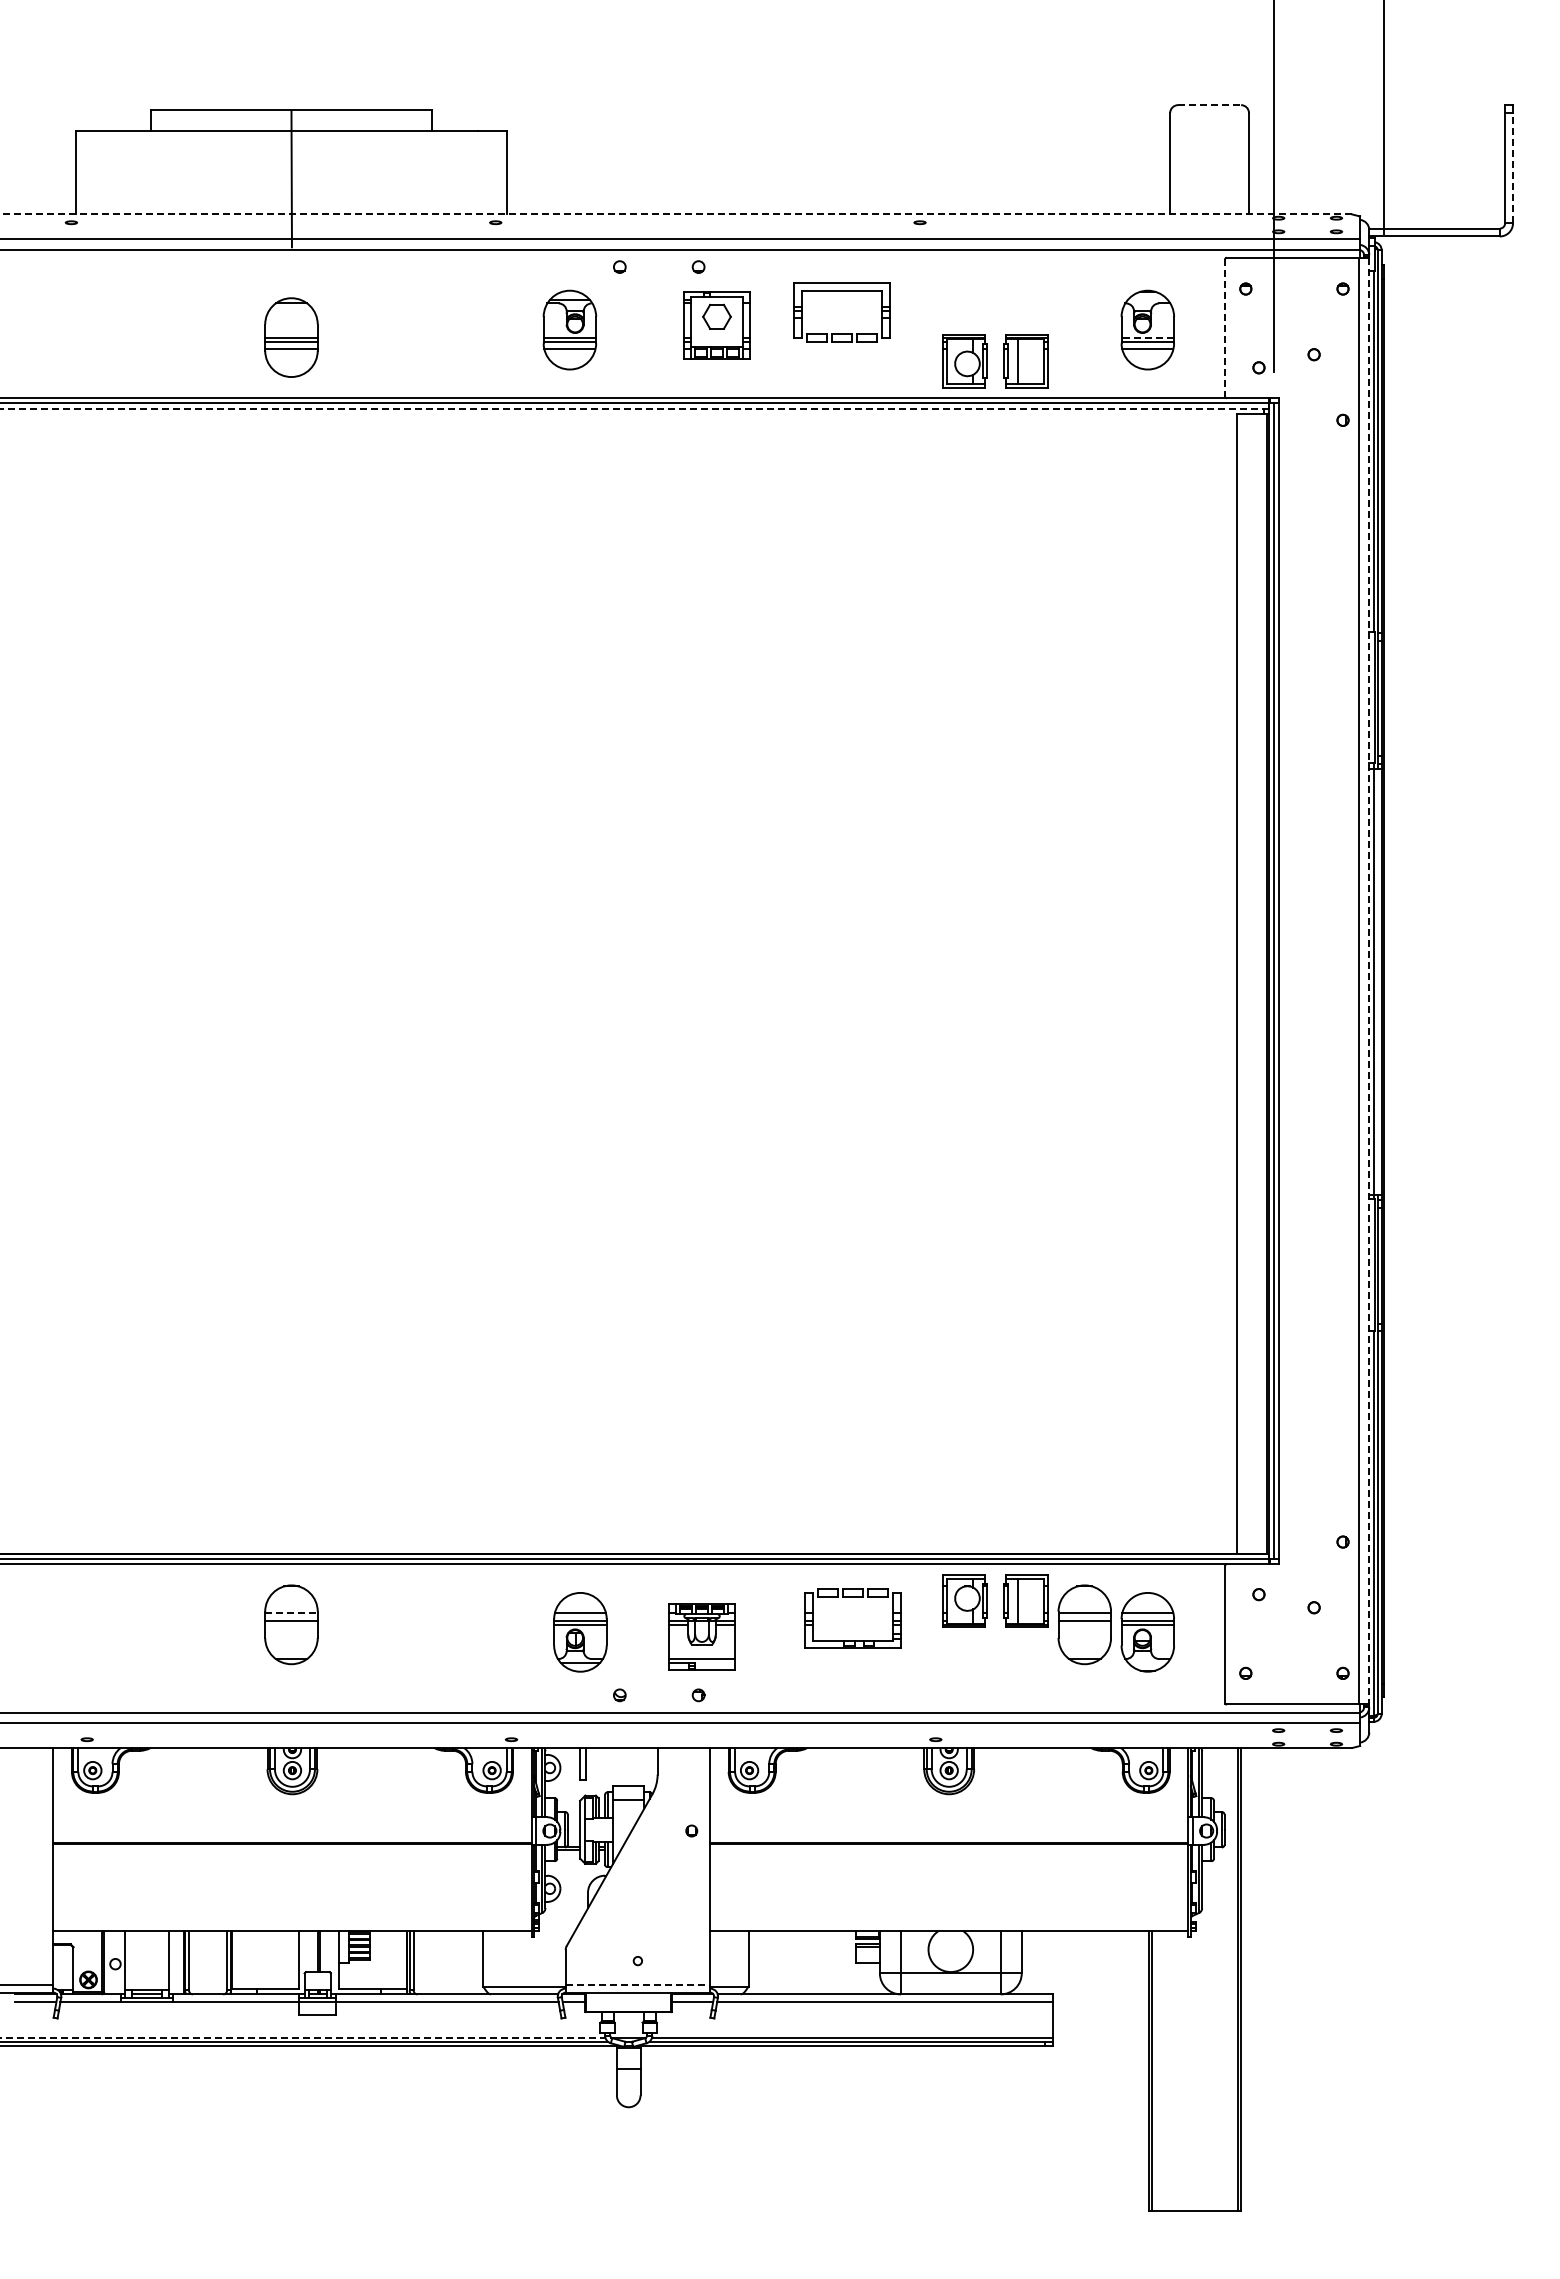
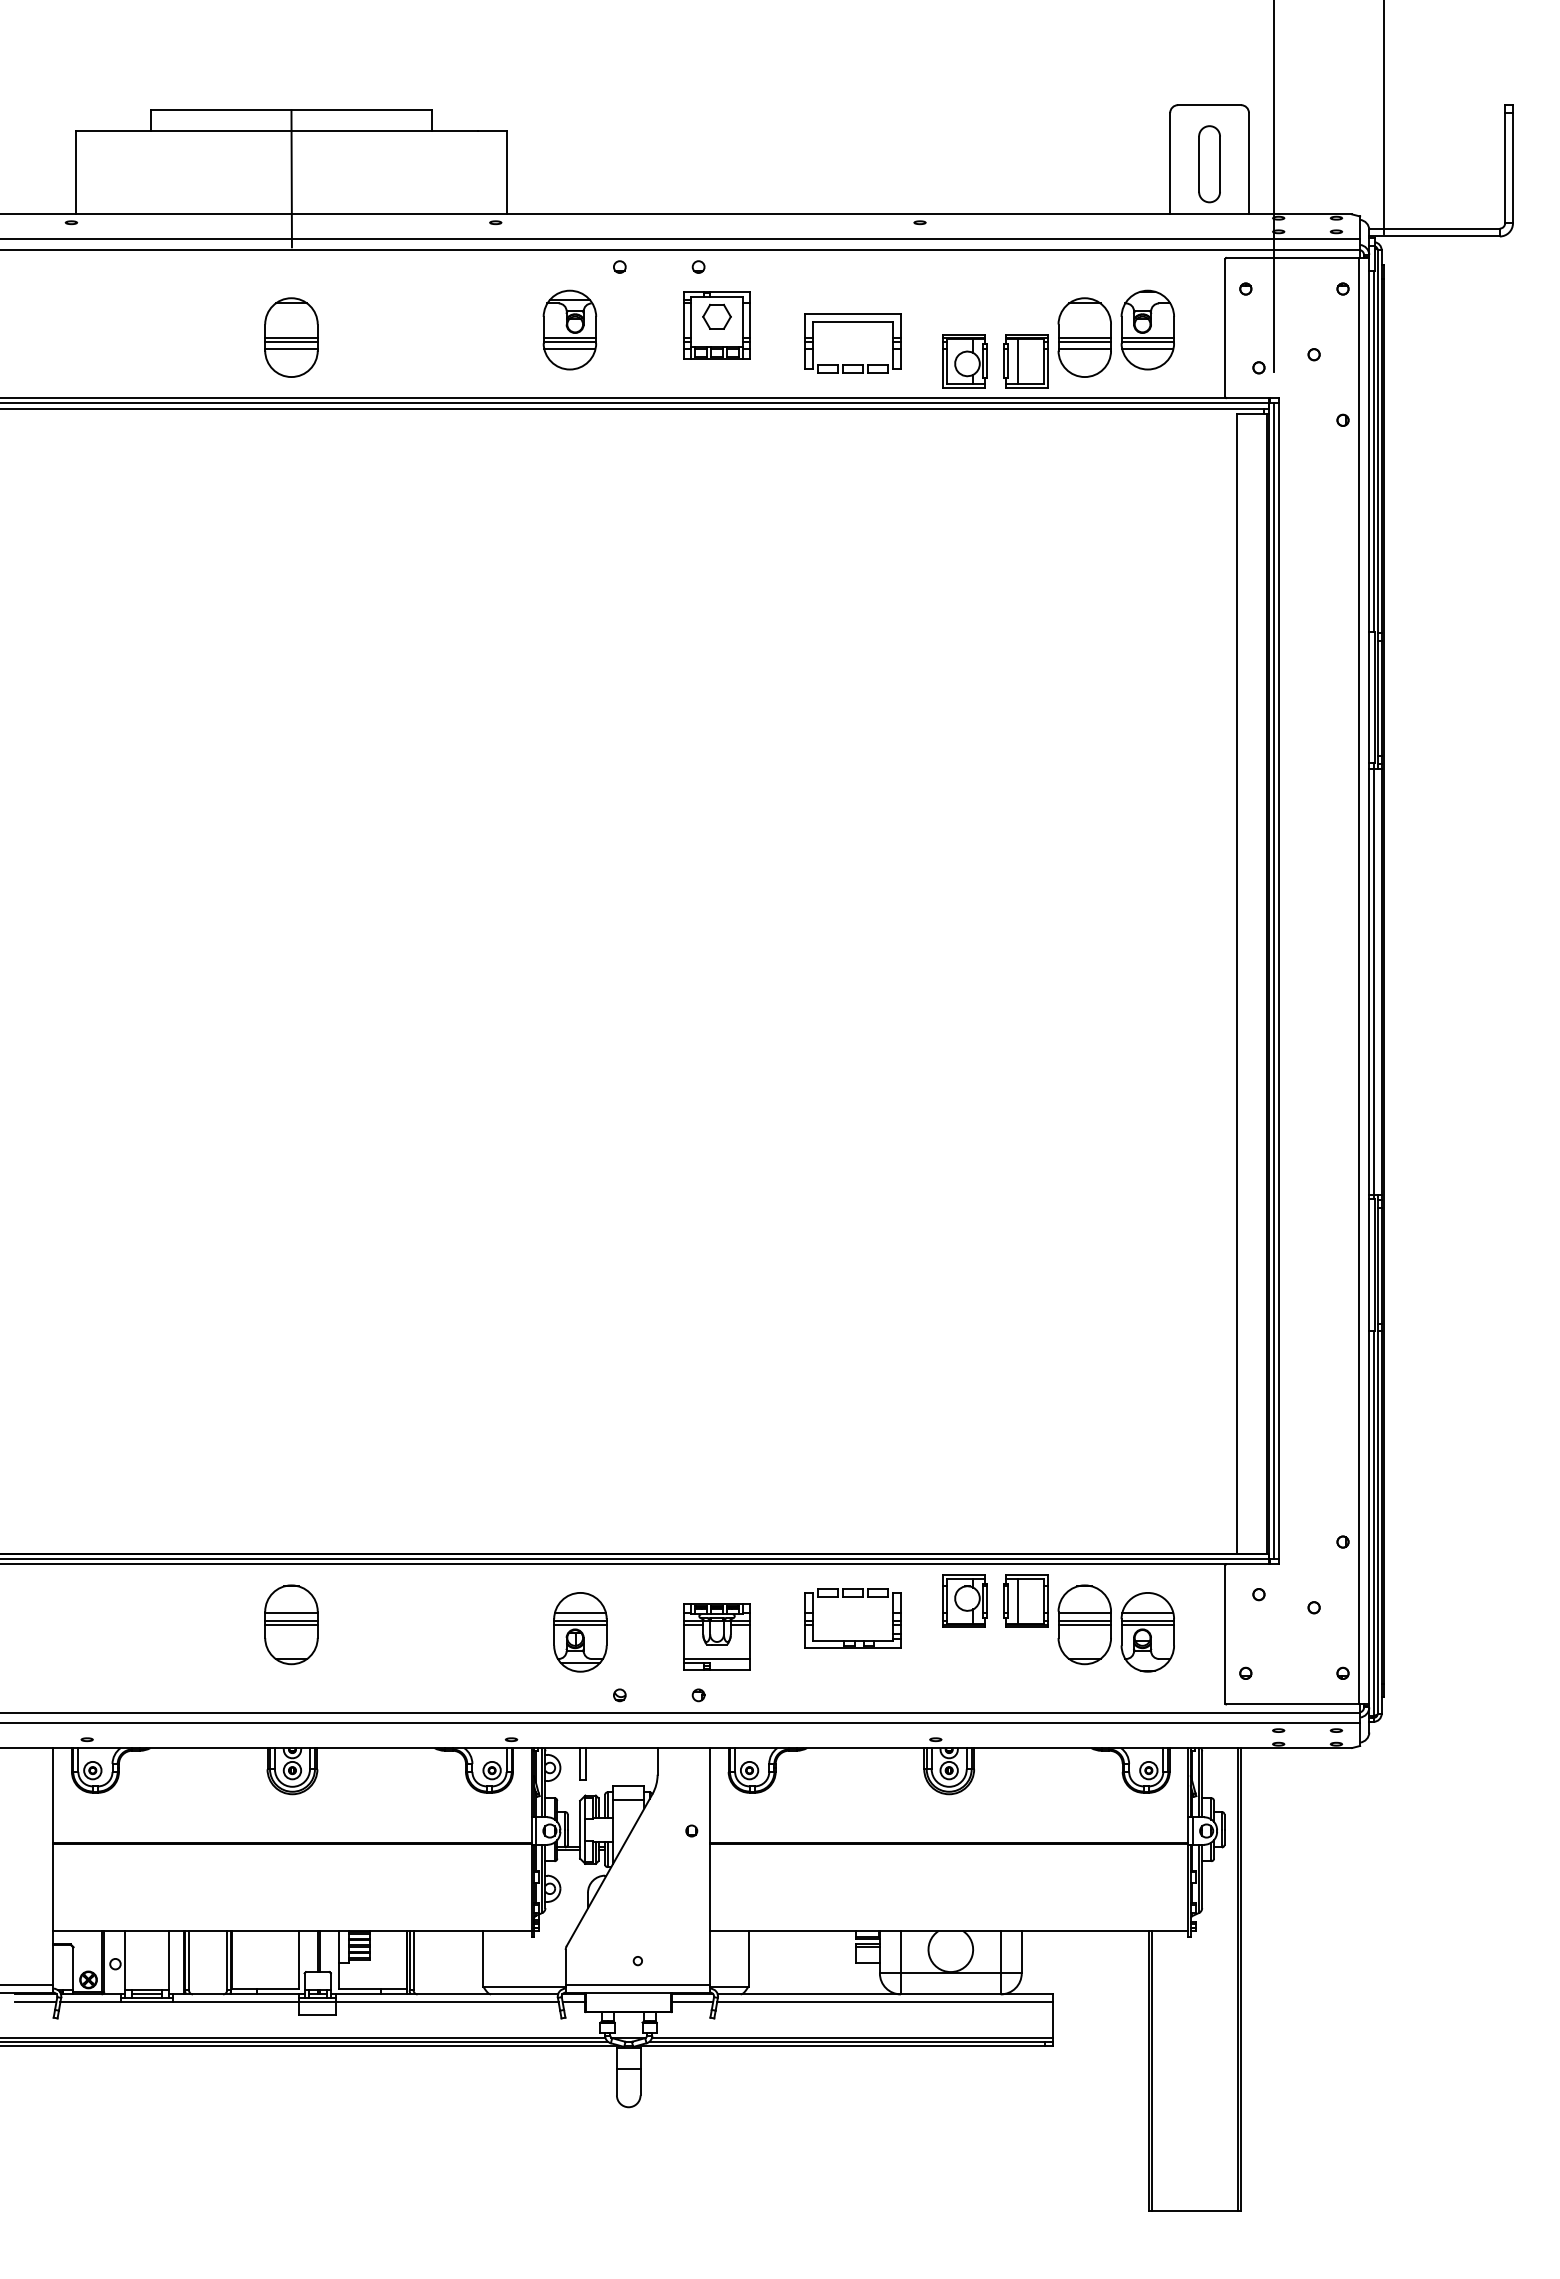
line: dashed -> solid (1209, 105)
part: none -> present (1209, 164)
line: dashed -> solid (1512, 167)
line: dashed -> solid (676, 214)
part position: (841, 291) -> (852, 322) (852, 322)
line: dashed -> solid (1225, 328)
part: none -> present (1084, 337)
line: dashed -> solid (1147, 337)
line: dashed -> solid (633, 408)
line: dashed -> solid (1369, 981)
line: dashed -> solid (291, 1613)
line: none -> present (291, 1624)
line: none -> present (1084, 1624)
part position: (701, 1636) -> (716, 1636) (716, 1636)
line: dashed -> solid (638, 1984)
line: dashed -> solid (302, 2037)
